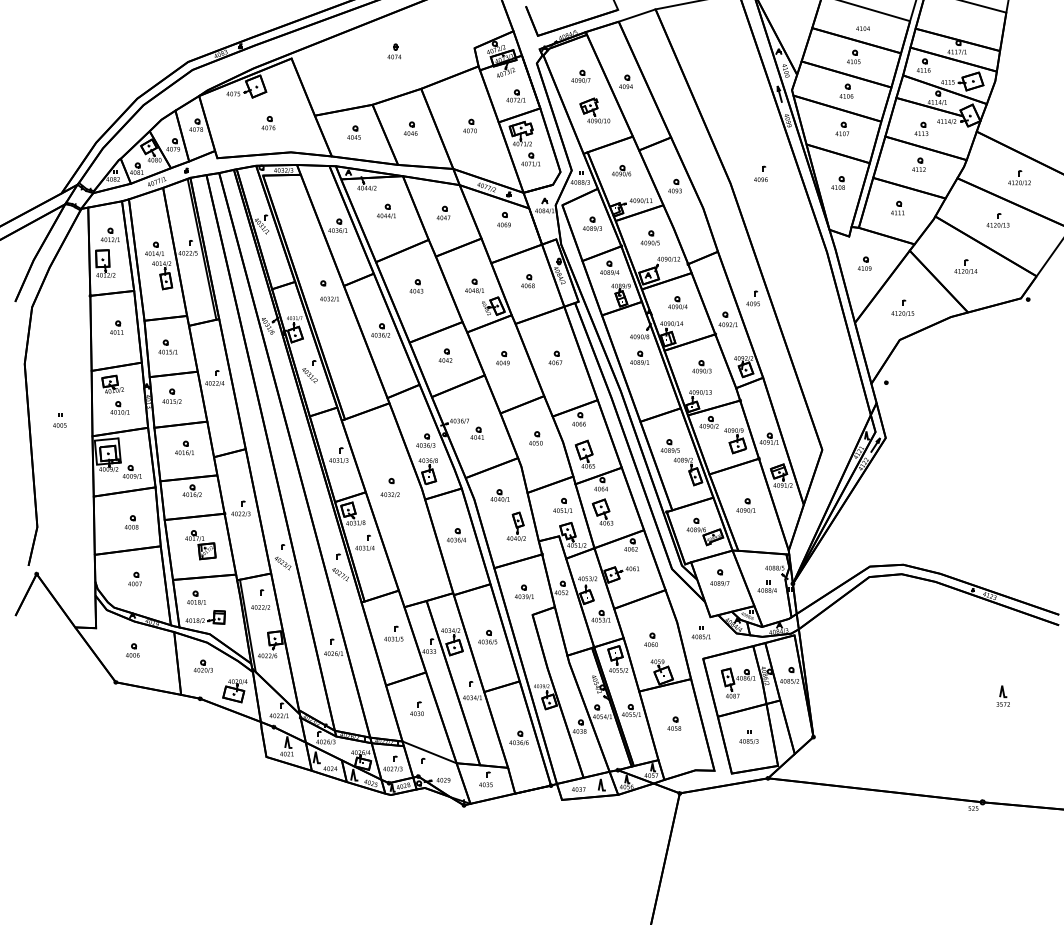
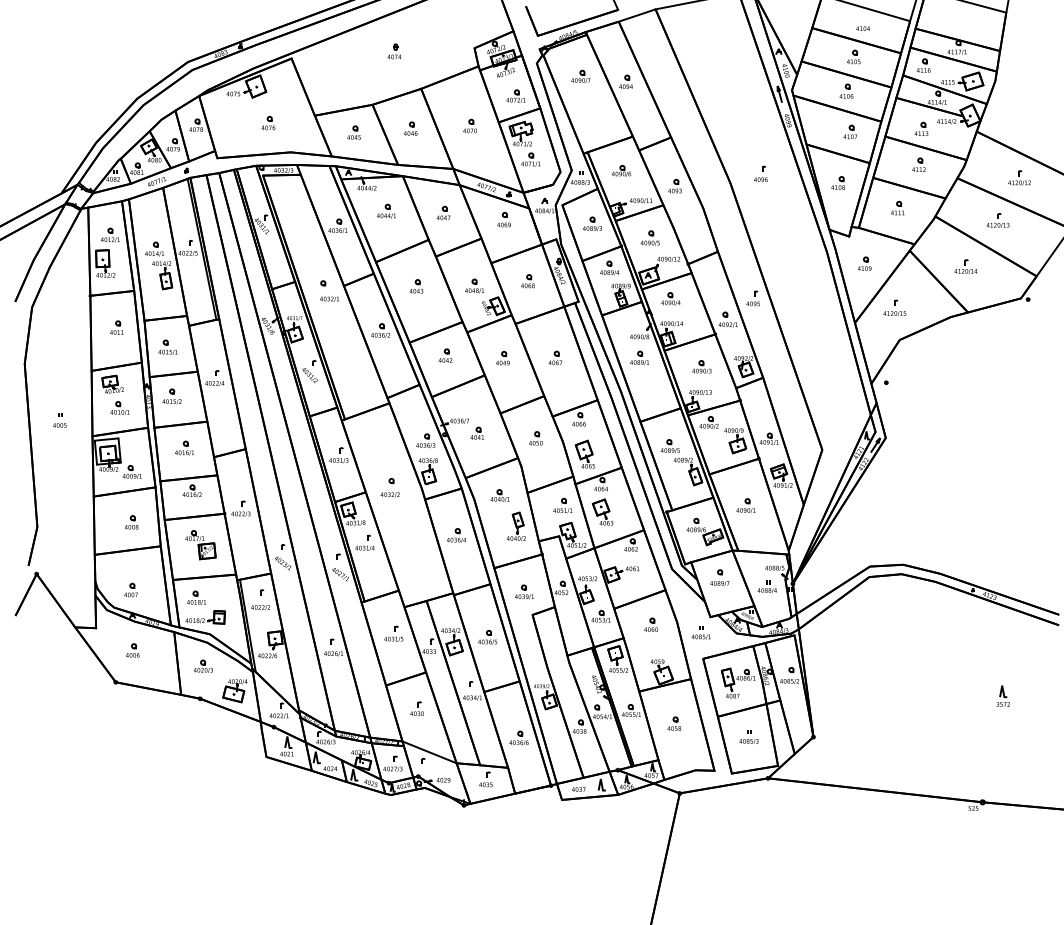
part: present -> none (594, 110)
part position: (841, 128) -> (849, 131) (849, 131)
part position: (677, 302) -> (670, 298) (670, 298)
part position: (902, 307) -> (894, 307) (894, 307)
part position: (134, 578) -> (130, 589) (130, 589)
part position: (650, 639) -> (650, 624) (650, 624)
